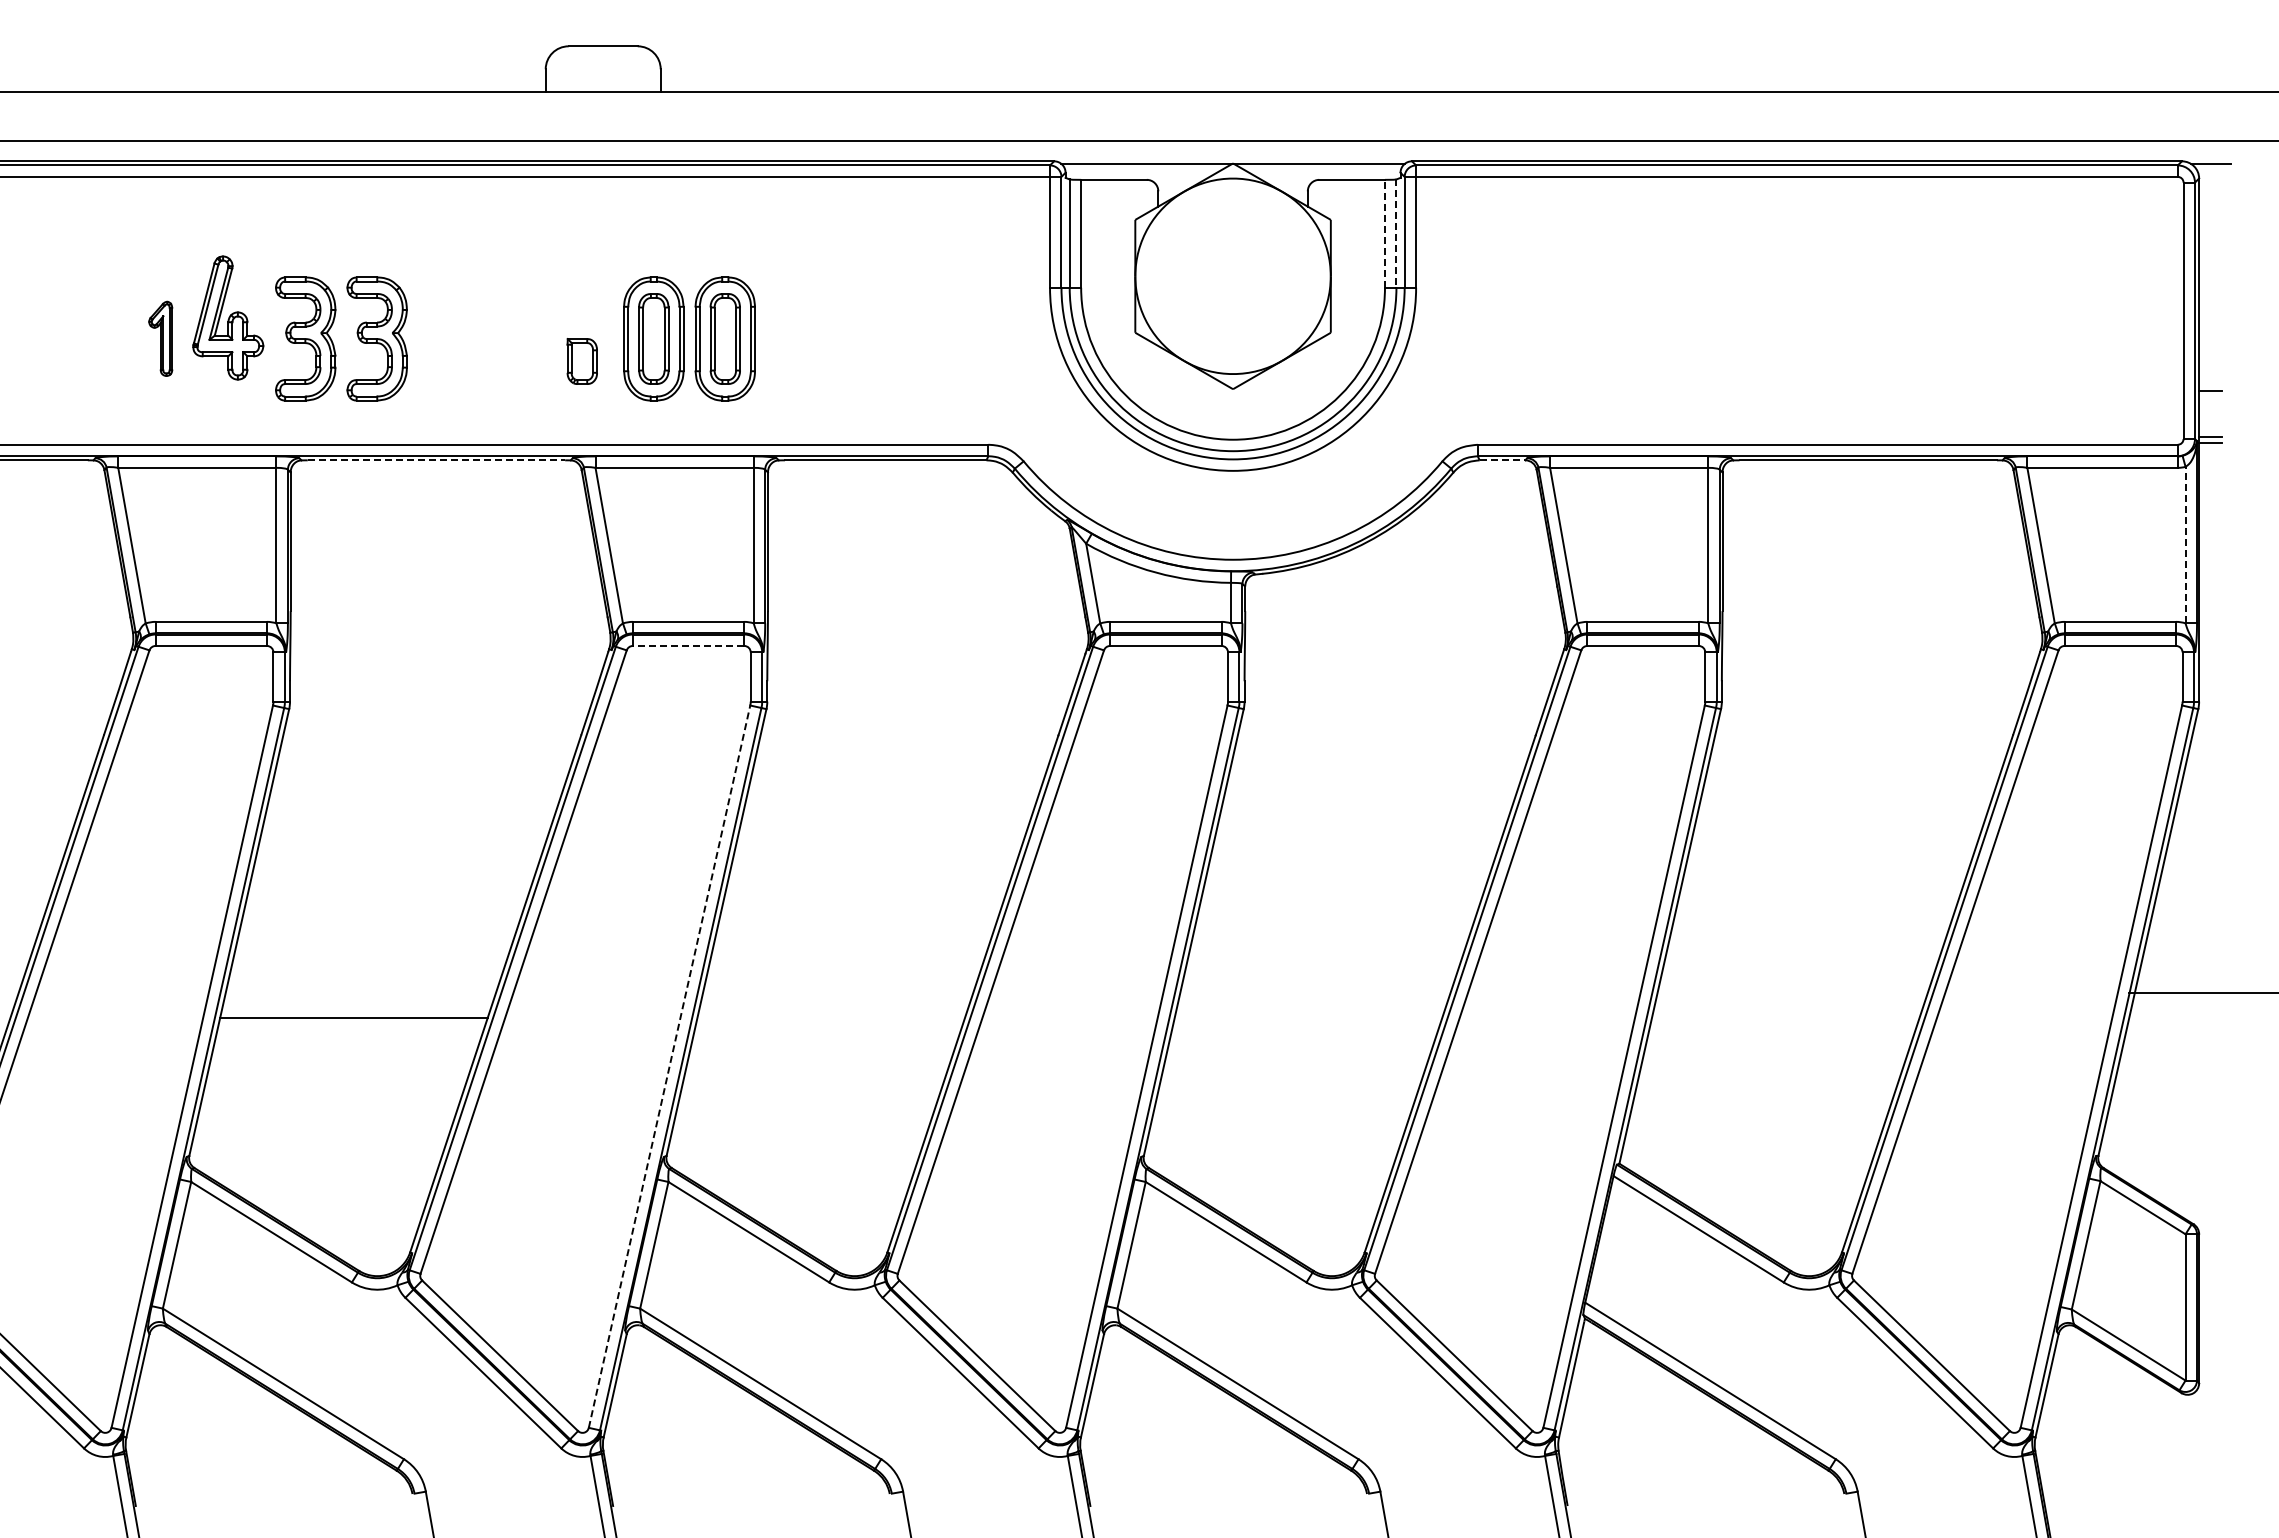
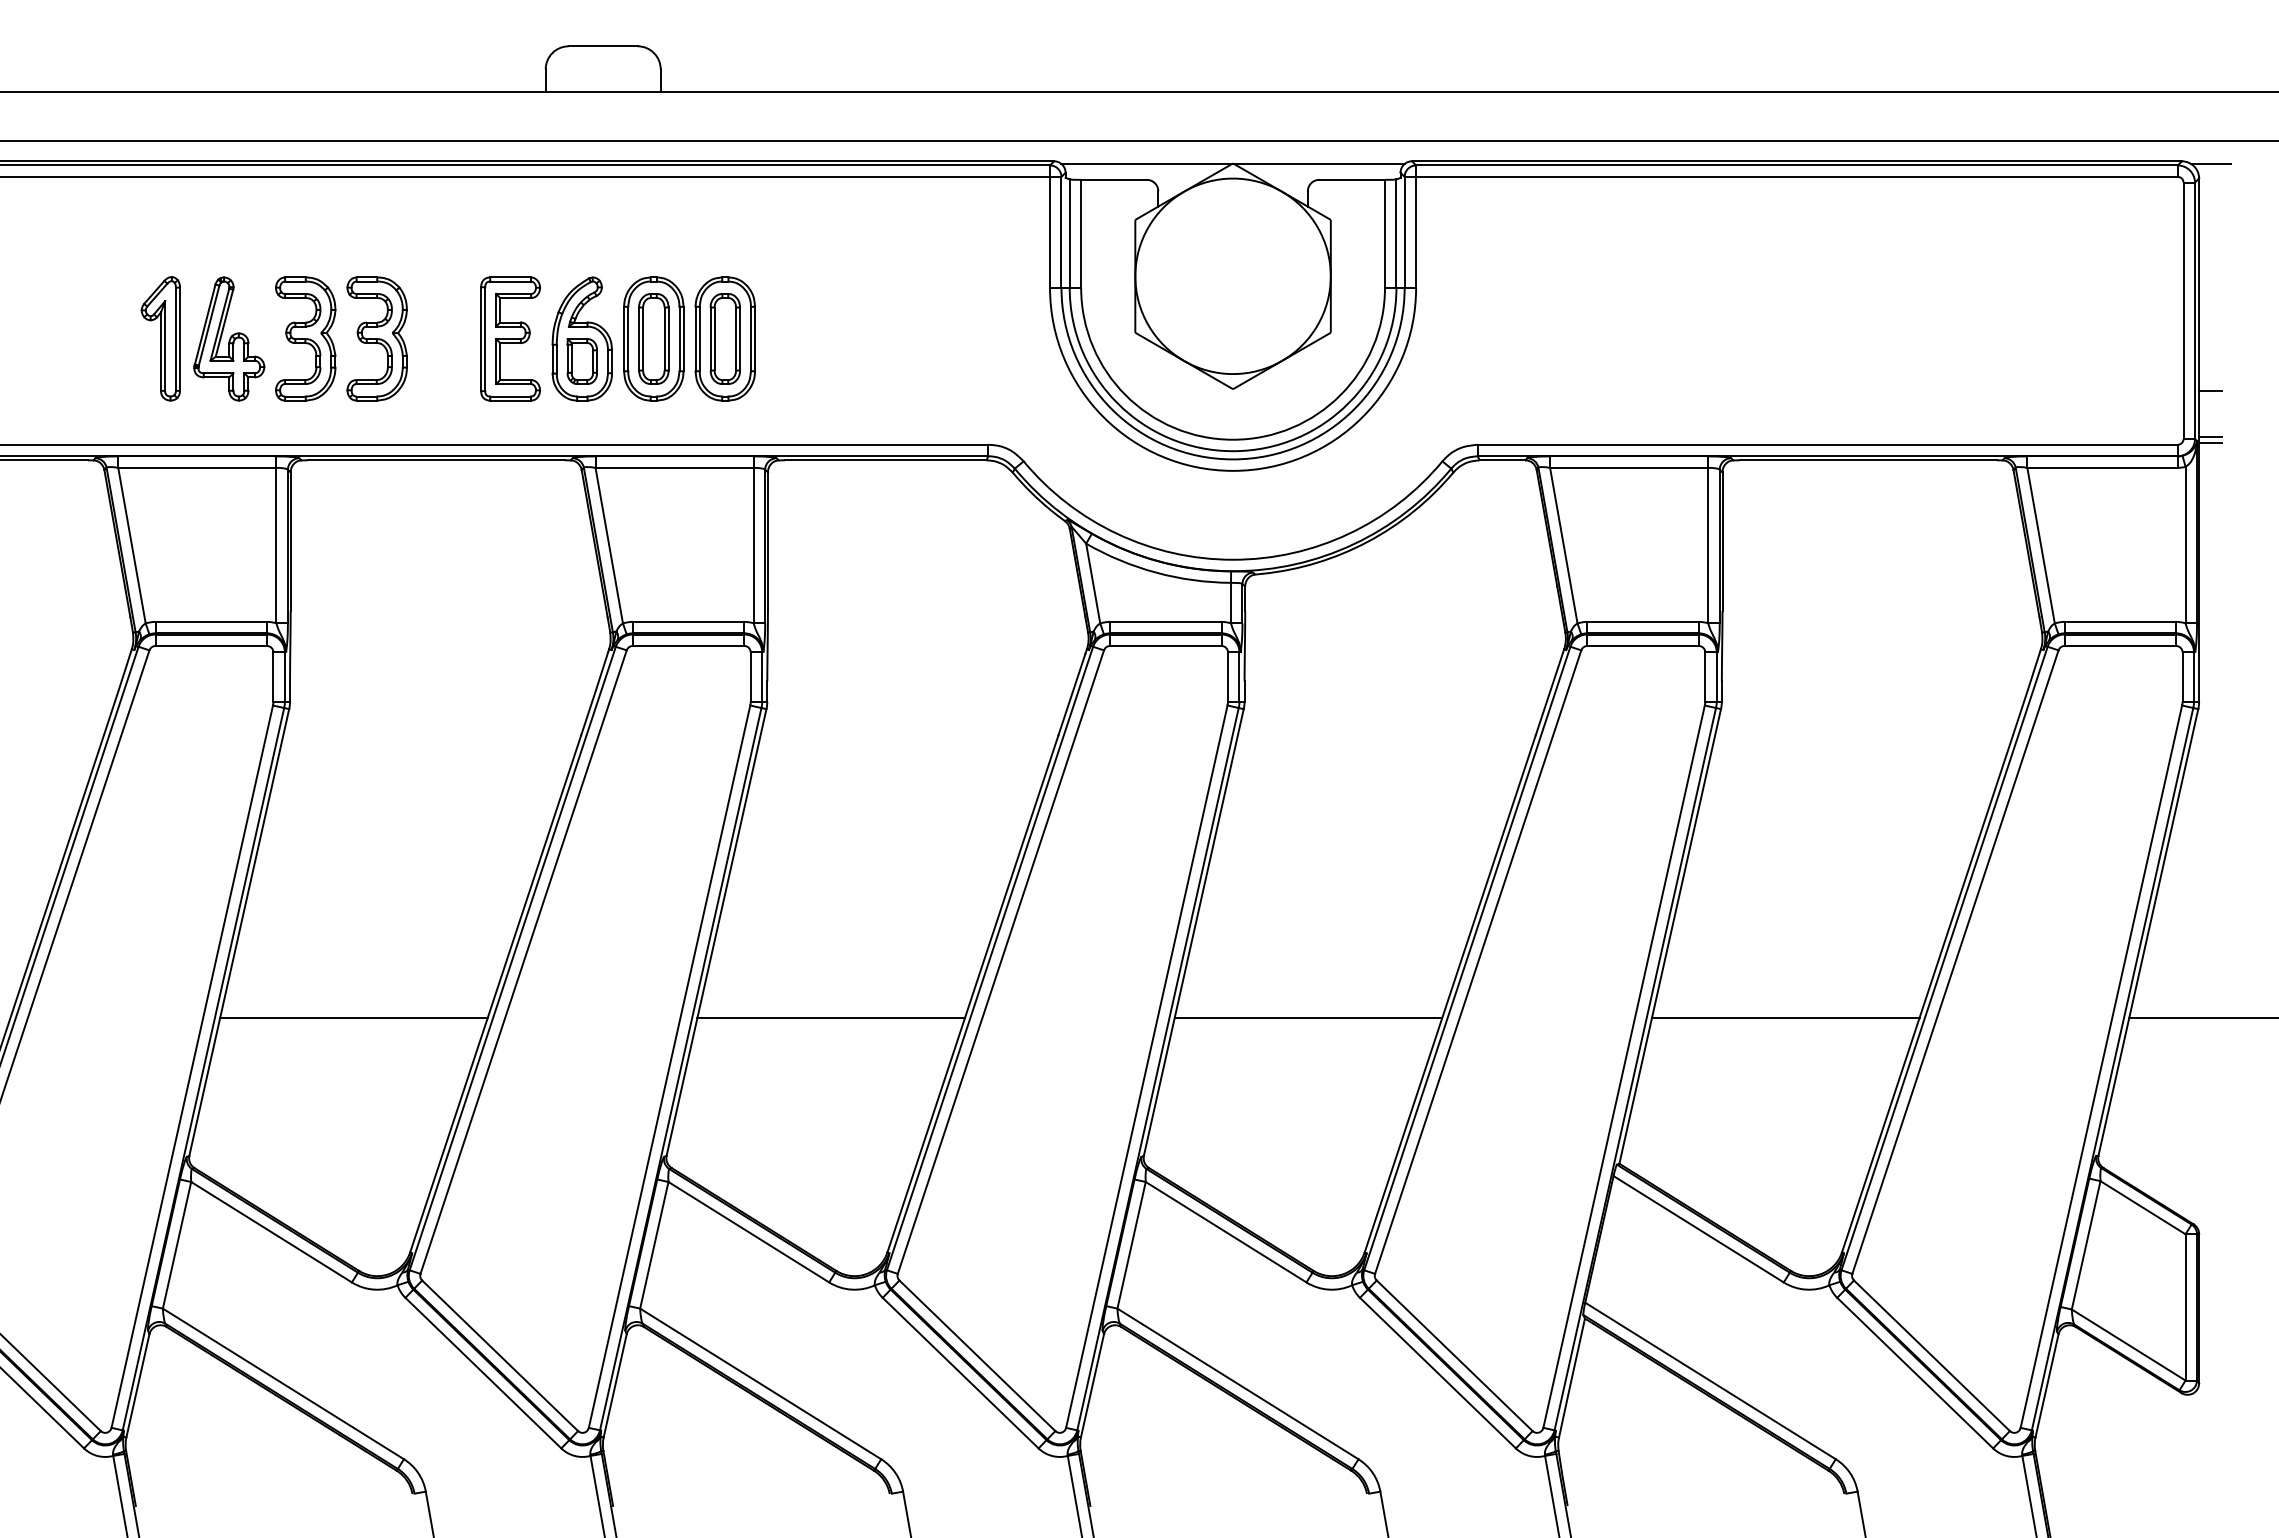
line: dashed -> solid (1384, 233)
line: dashed -> solid (1396, 234)
part position: (228, 317) -> (229, 338) (229, 338)
part size: 26x77 px -> 41x126 px (160, 338)
part: none -> present (510, 338)
part: none -> present (581, 338)
line: dashed -> solid (436, 460)
line: dashed -> solid (1502, 460)
line: dashed -> solid (2185, 544)
line: dashed -> solid (688, 645)
line position: (2202, 992) -> (2202, 1017) (2202, 1017)
line: none -> present (831, 1017)
line: none -> present (1308, 1017)
line: none -> present (1785, 1017)
line: dashed -> solid (669, 1066)
